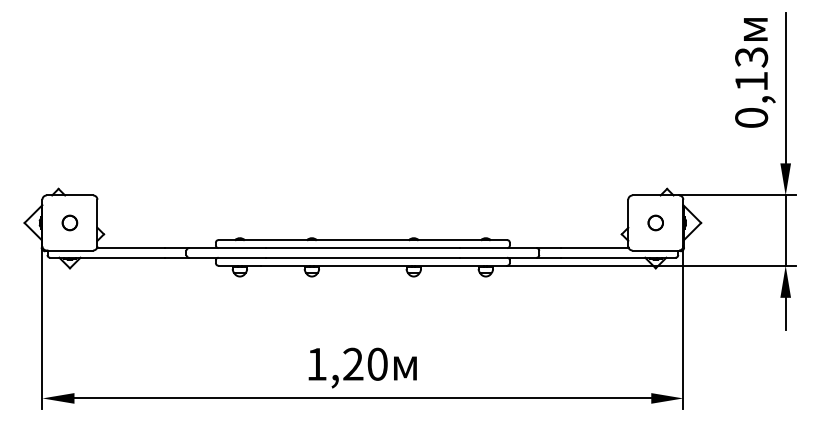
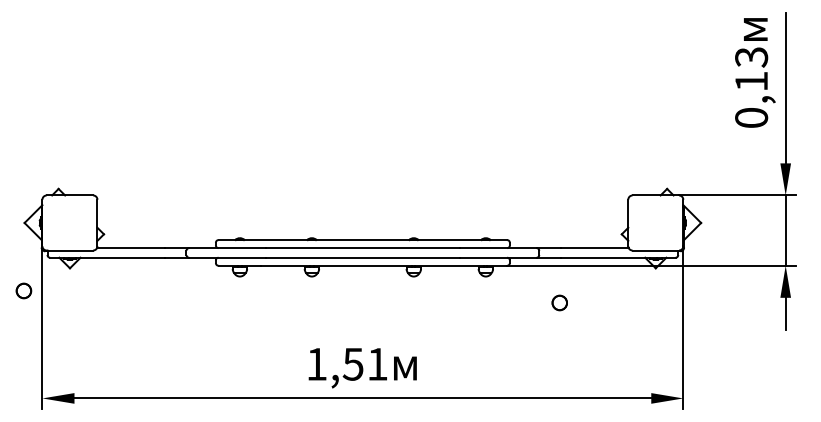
part position: (69, 222) -> (23, 290) (23, 290)
part position: (655, 222) -> (559, 302) (559, 302)
text: 1,20 -> 1,51 (364, 363)
